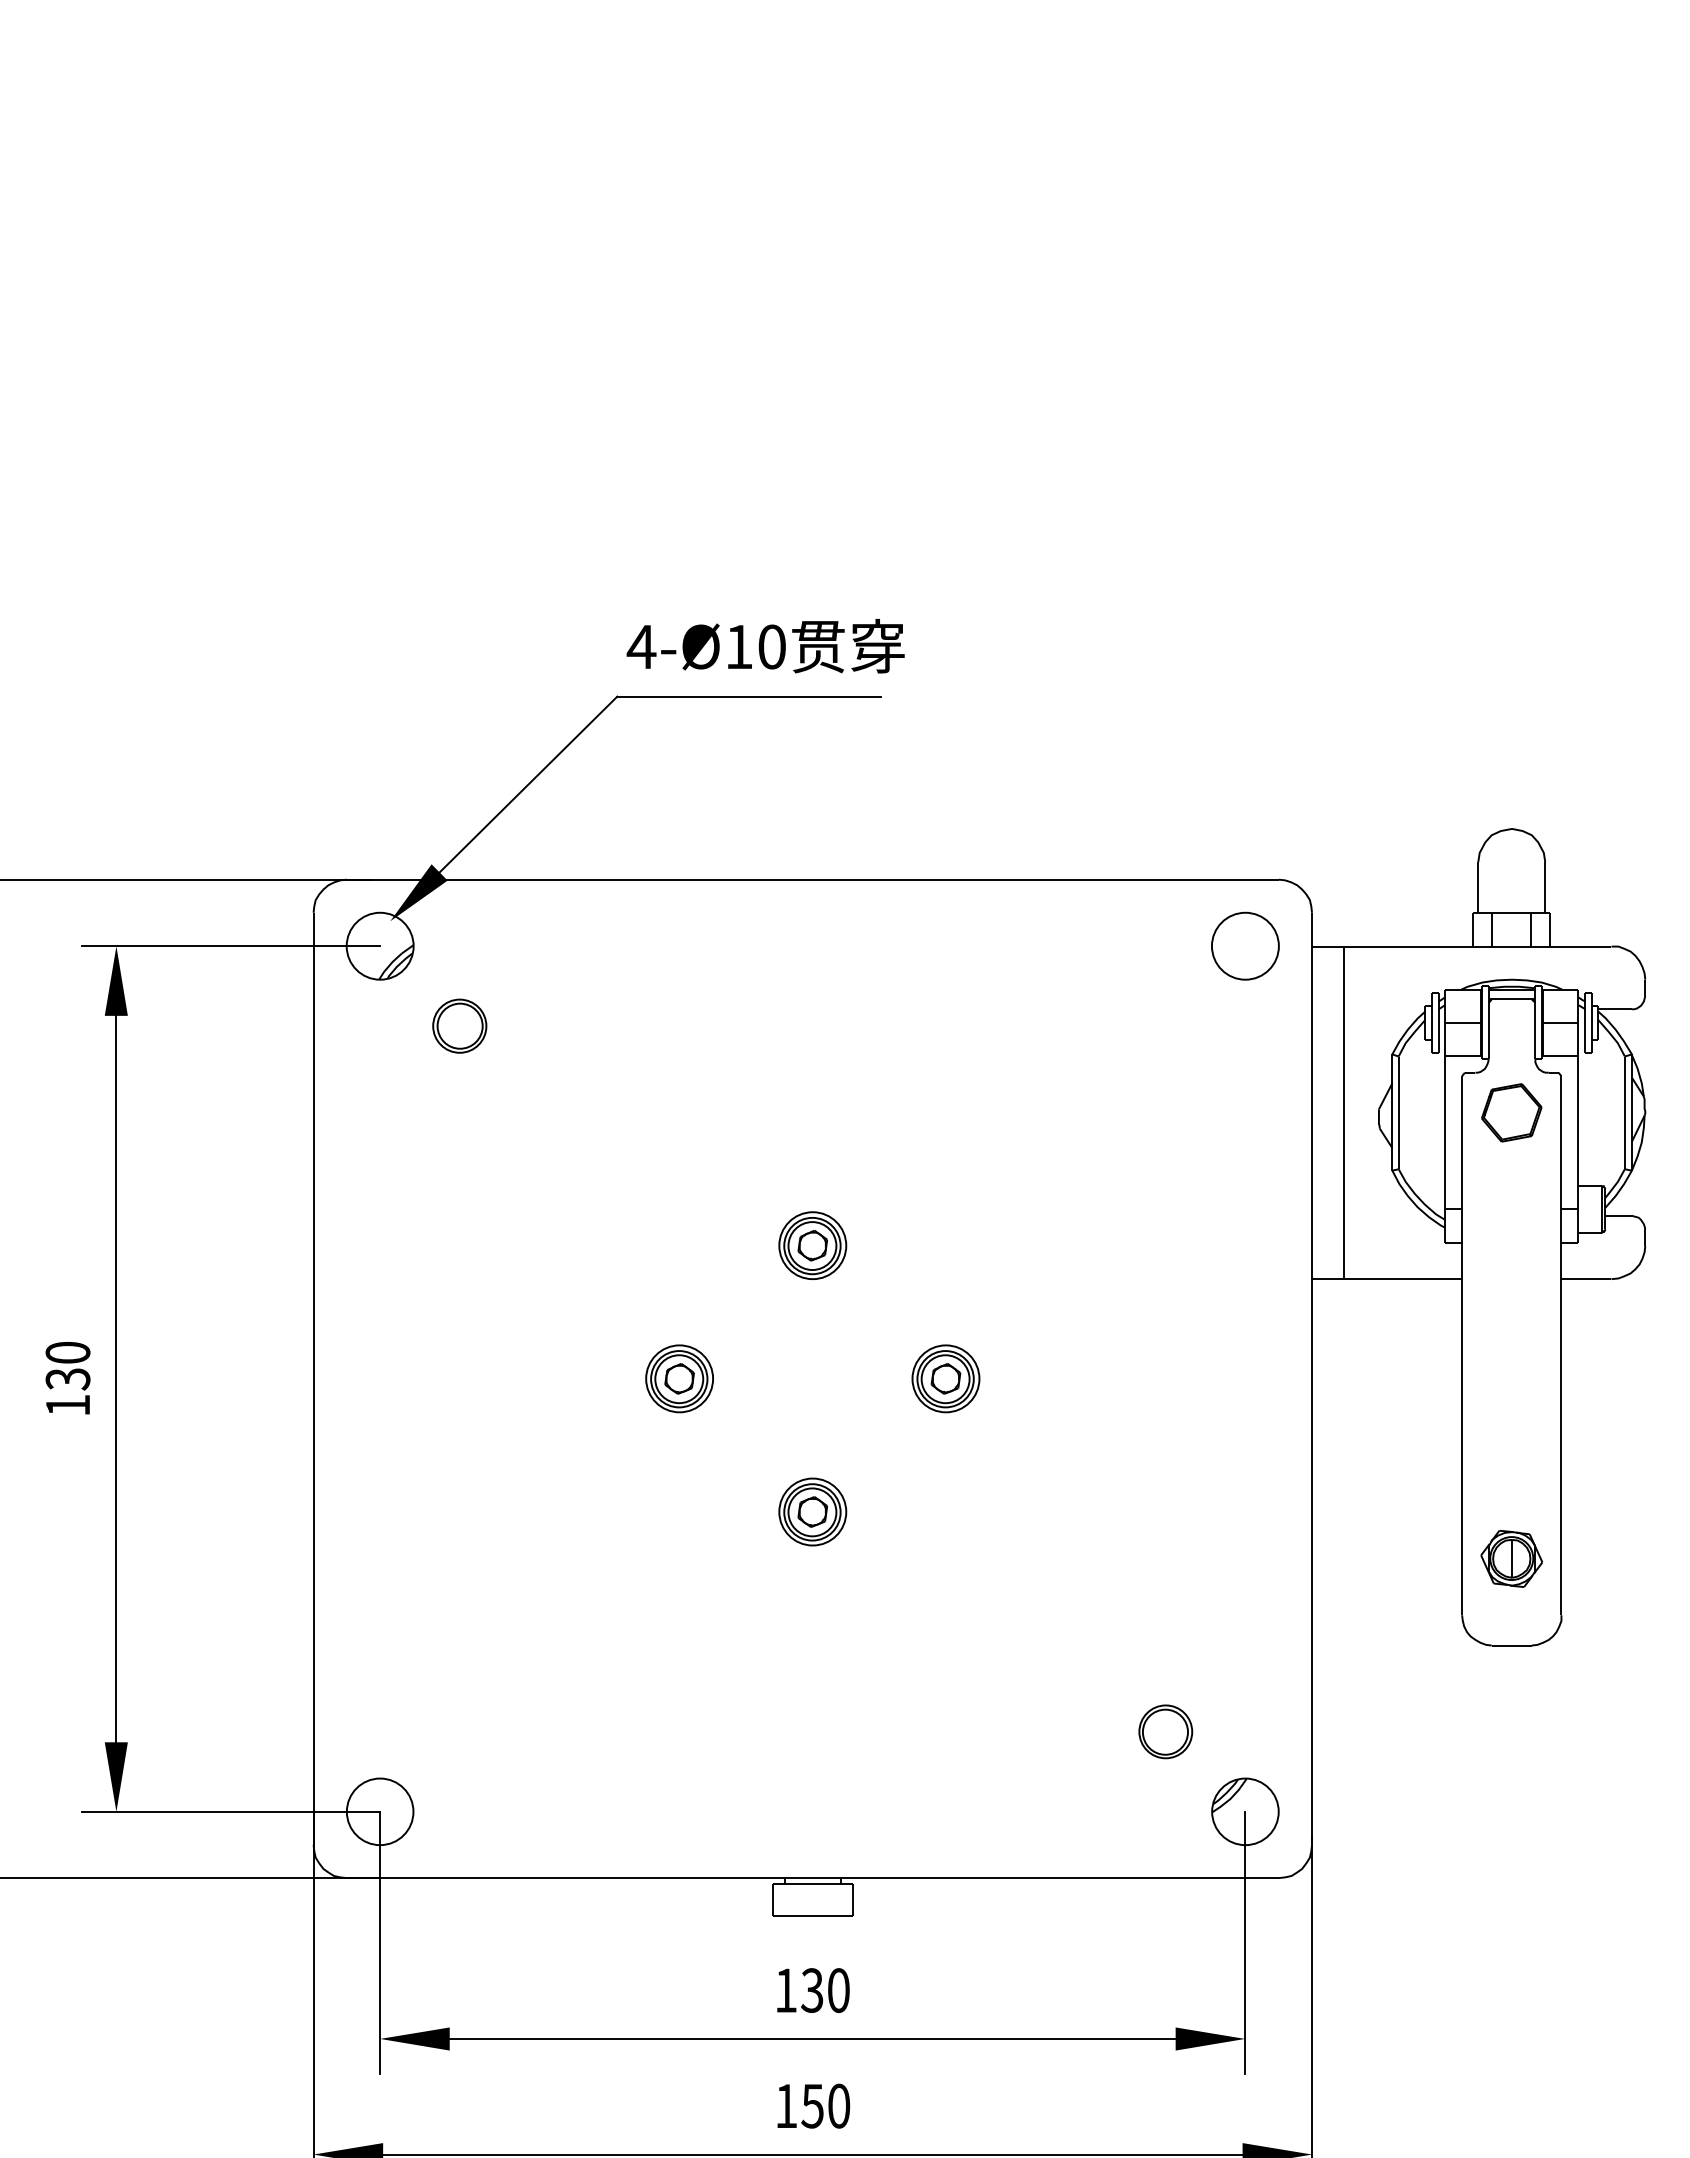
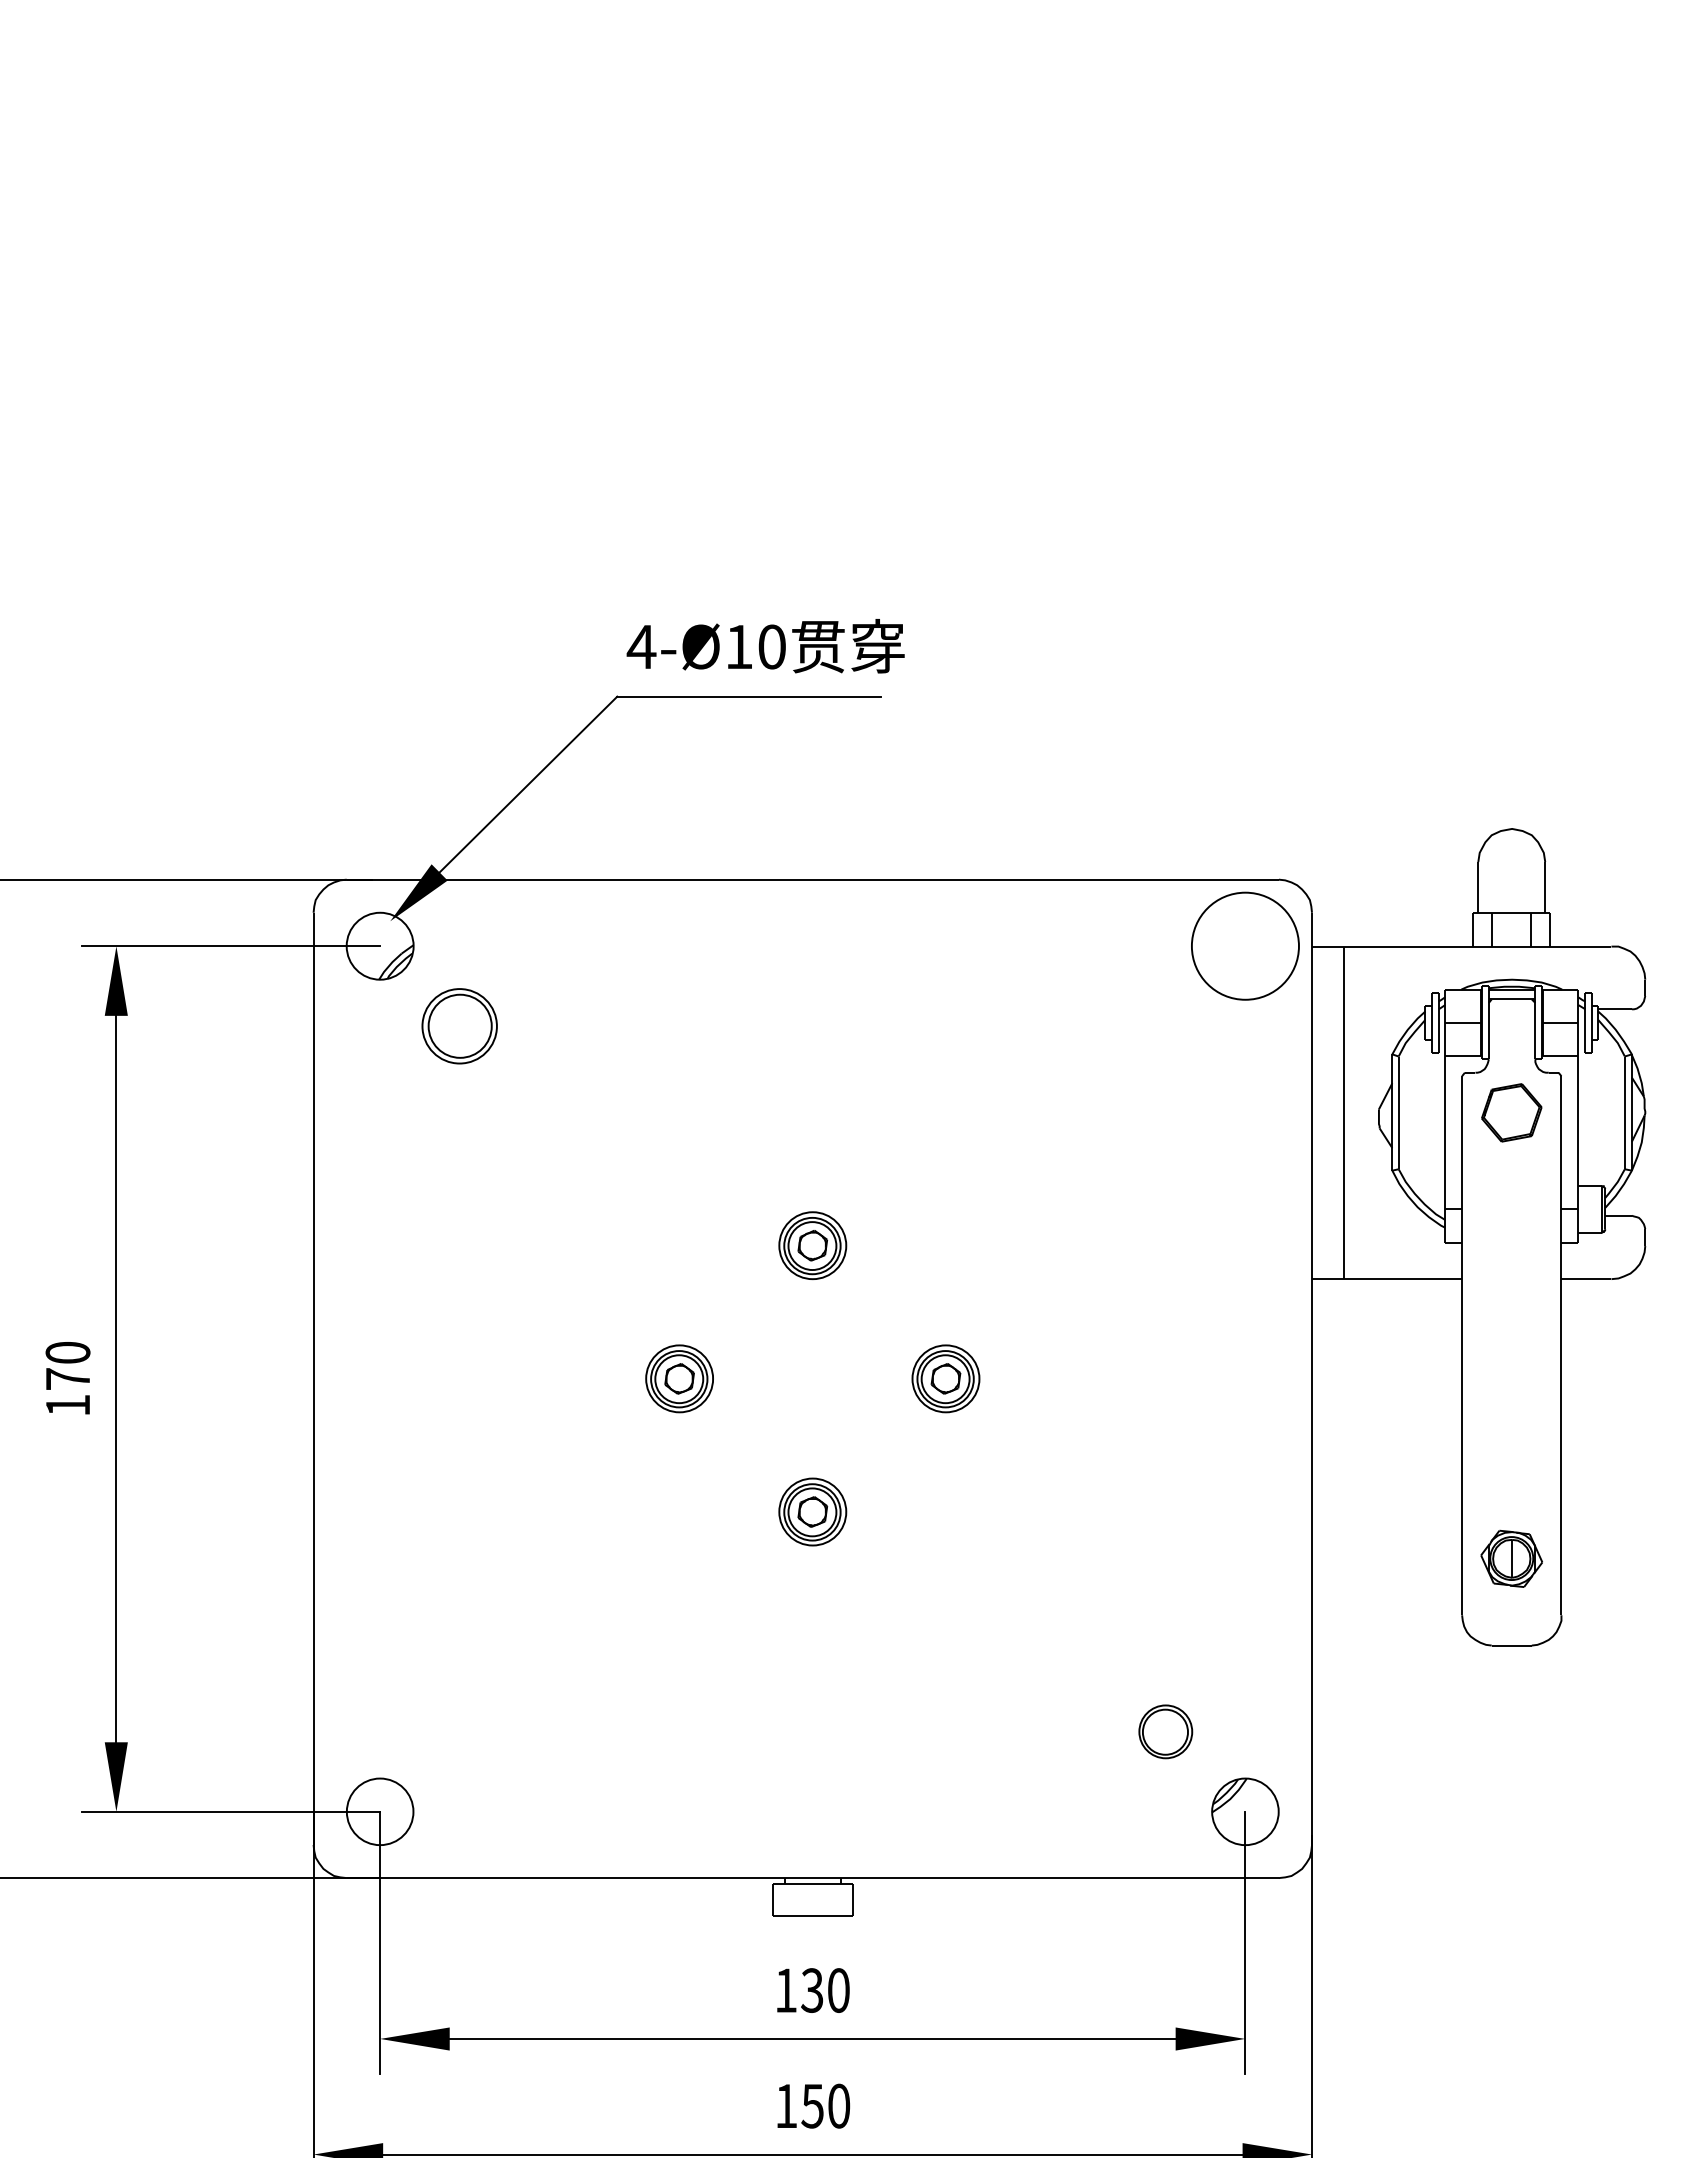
circle diameter: 67 px -> 107 px (1244, 945)
part size: 56x56 px -> 77x77 px (459, 1026)
text: 130 -> 170 (67, 1379)
